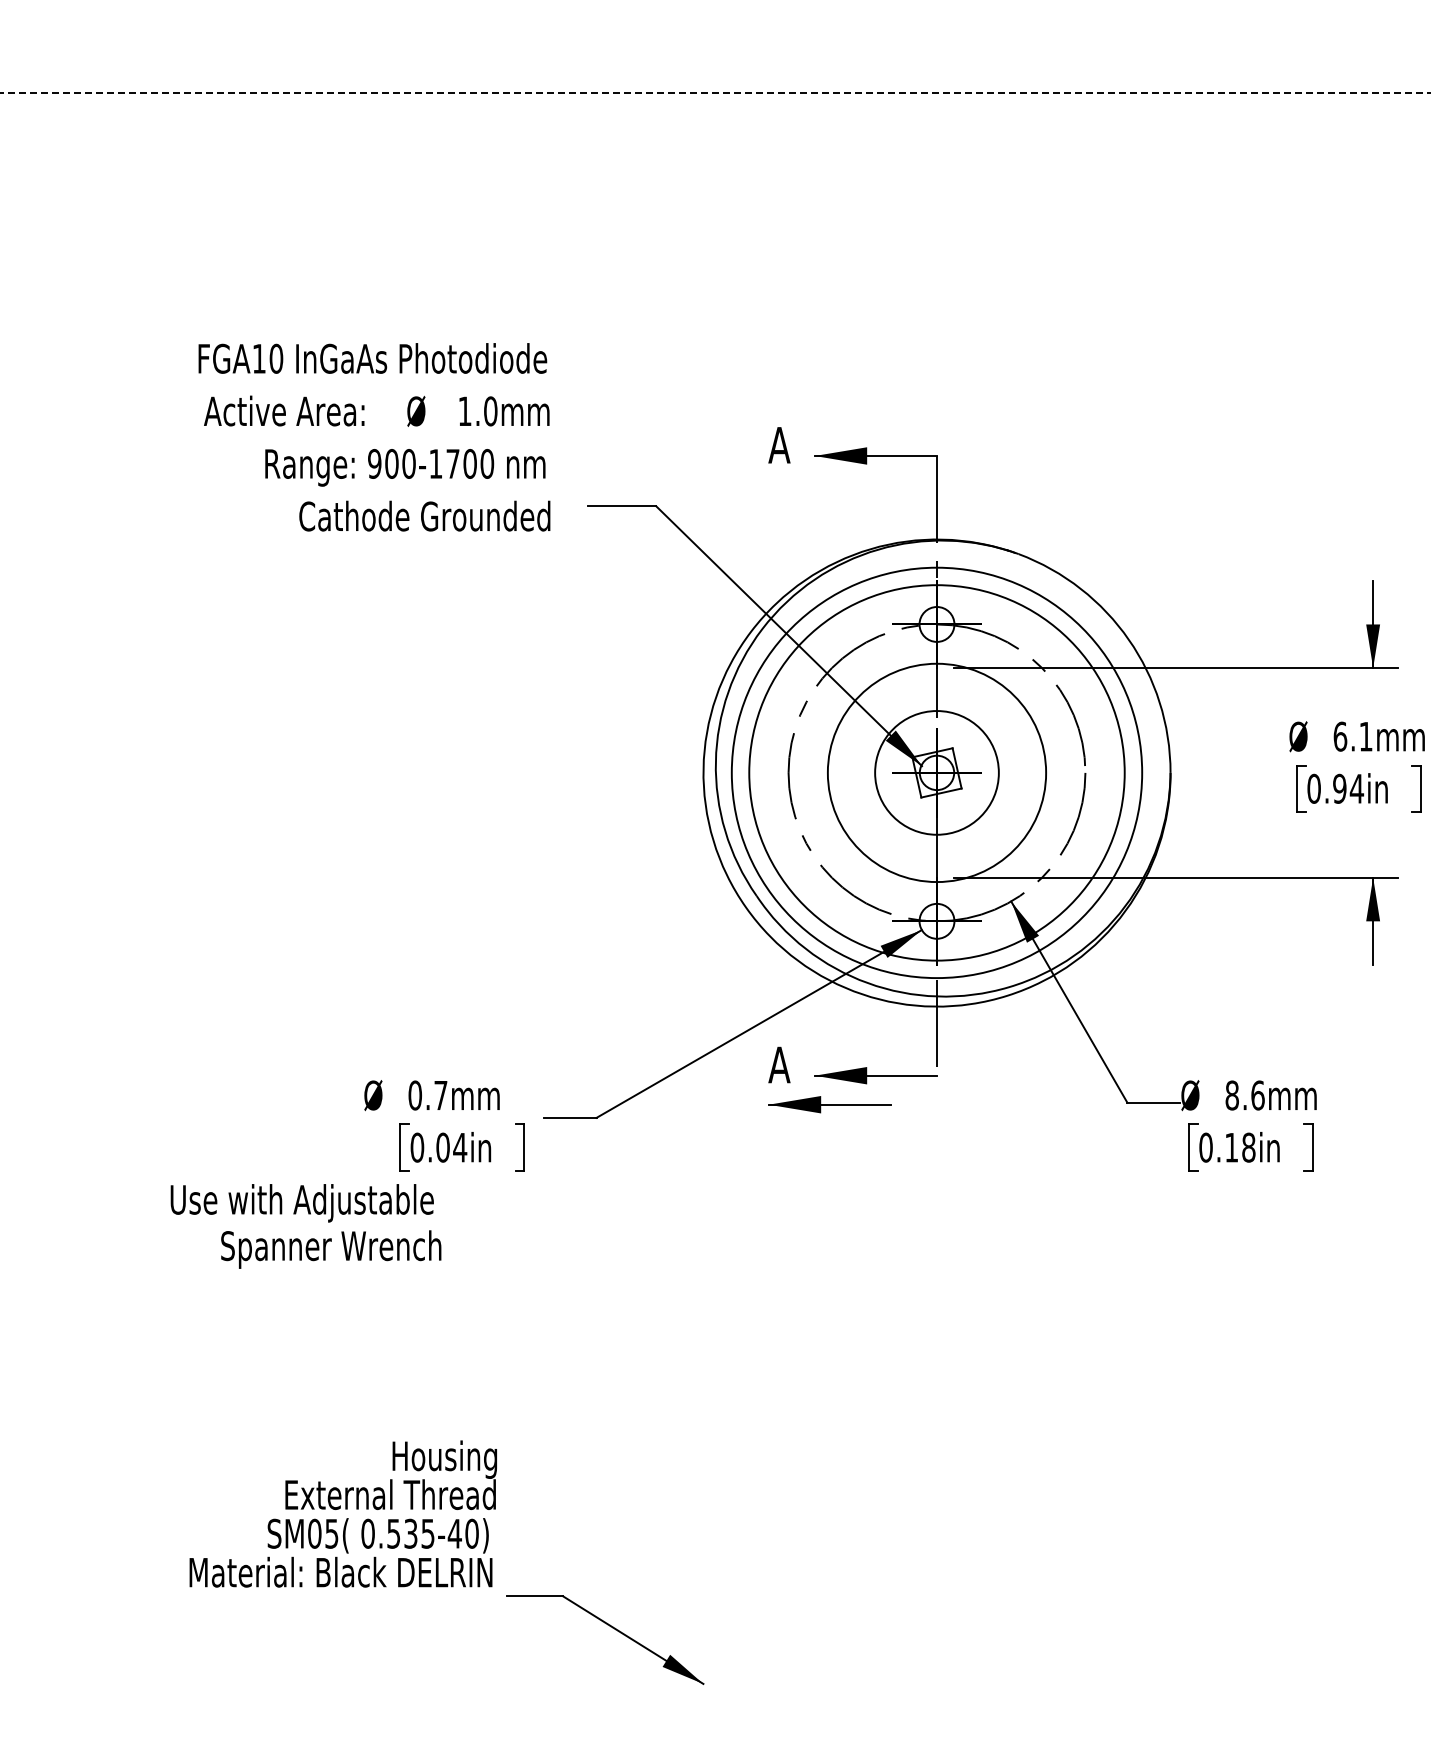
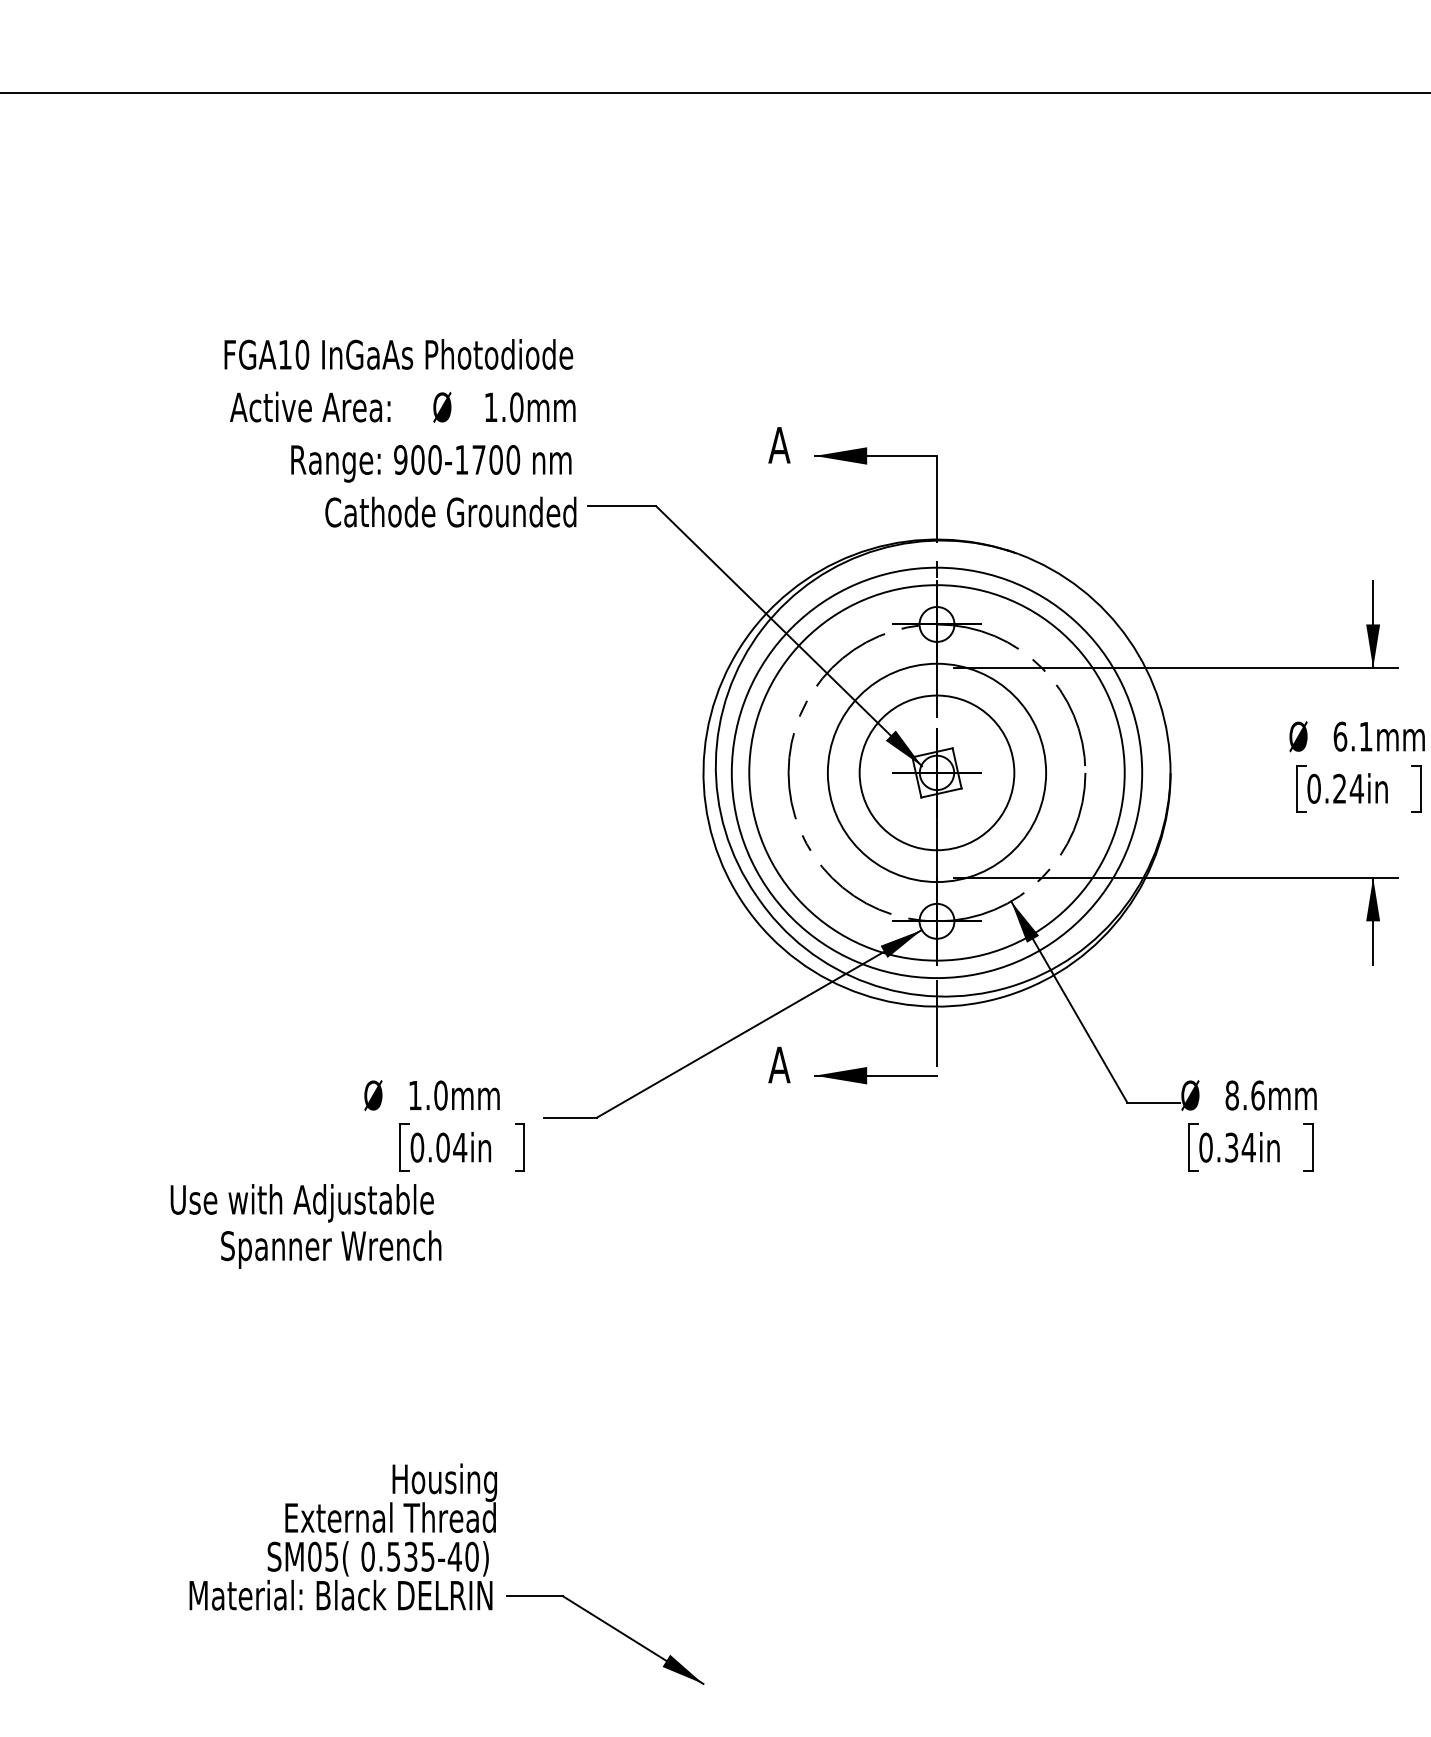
line: dashed -> solid (715, 92)
text position: (374, 437) -> (400, 433) (400, 433)
circle diameter: 124 px -> 155 px (936, 772)
text: 0.94in -> 0.24in (1339, 788)
text: 0.7mm -> 1.0mm (427, 1095)
part: present -> none (829, 1104)
text: 0.18in -> 0.34in (1240, 1147)
text position: (342, 1513) -> (342, 1536) (342, 1536)
